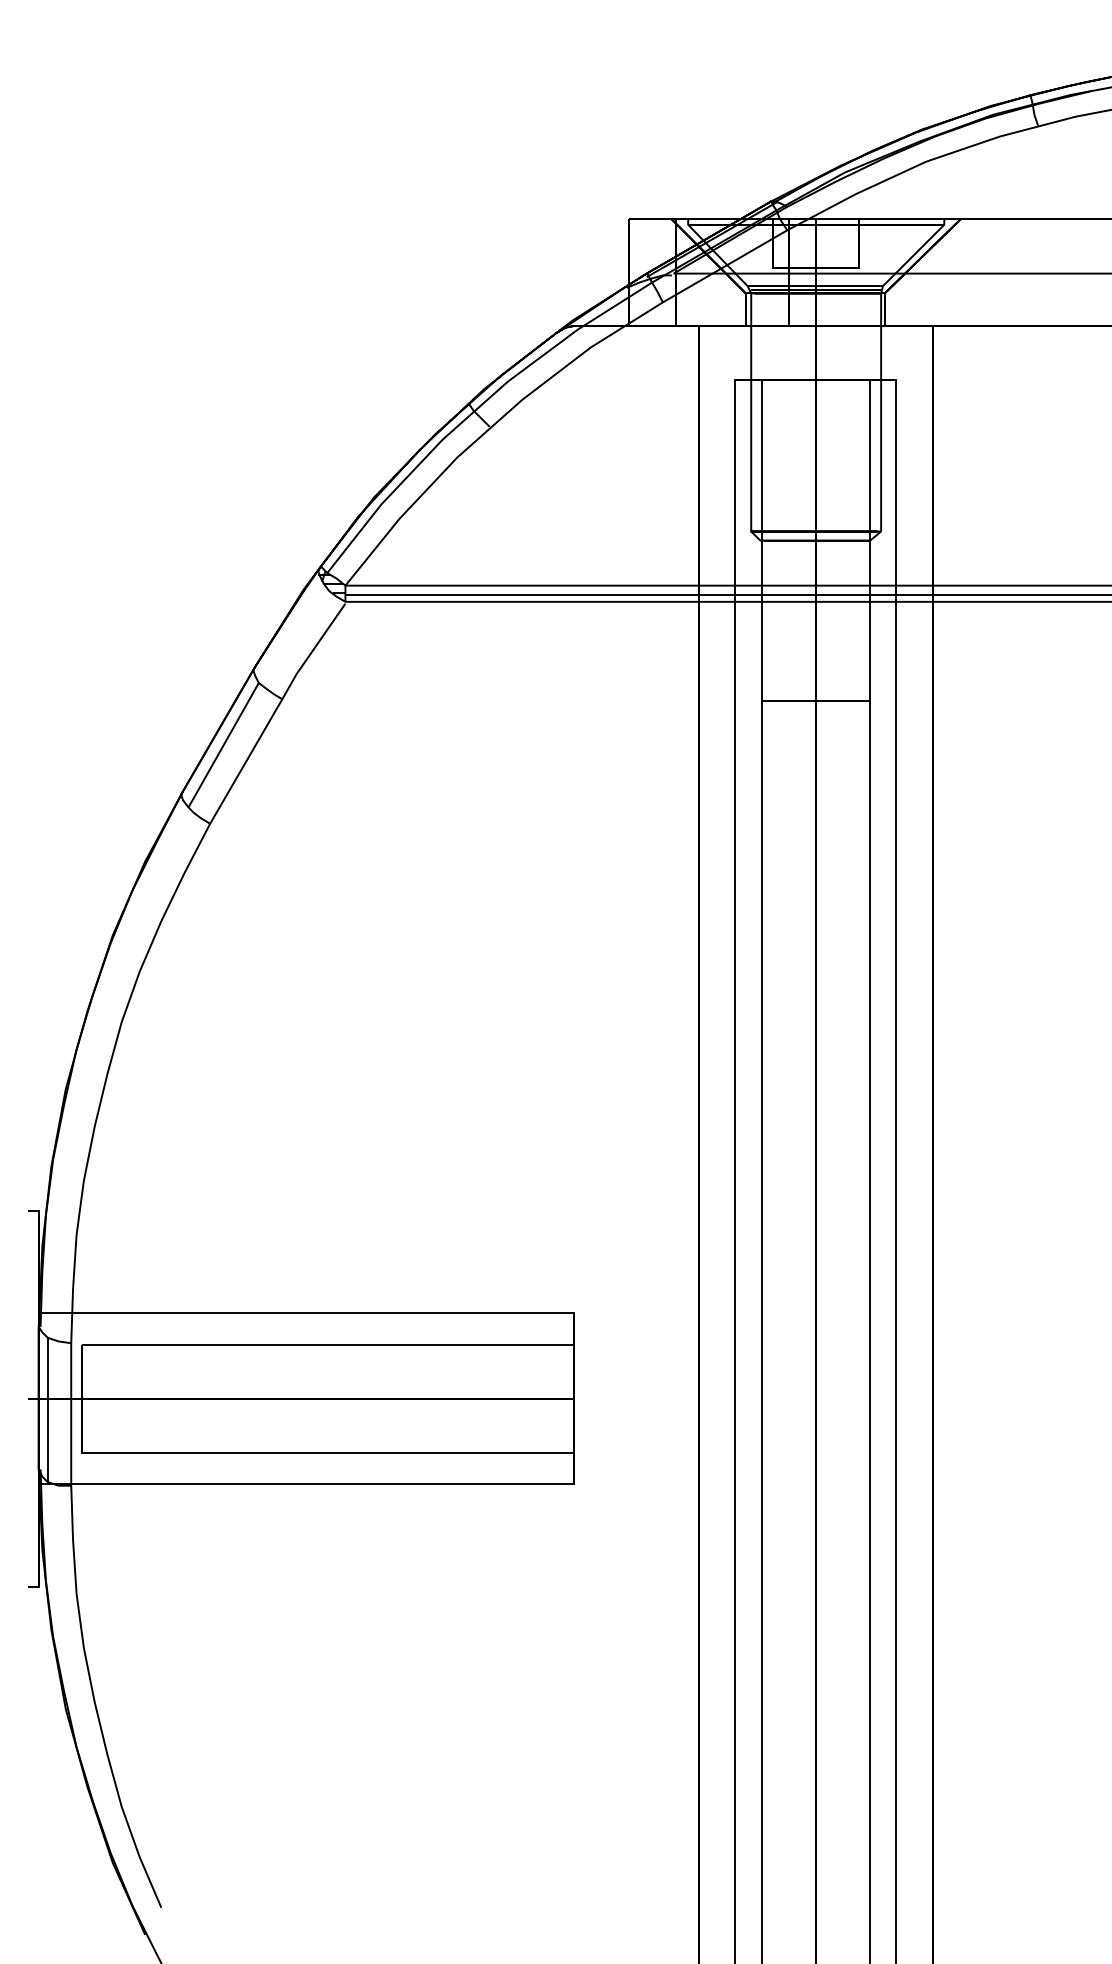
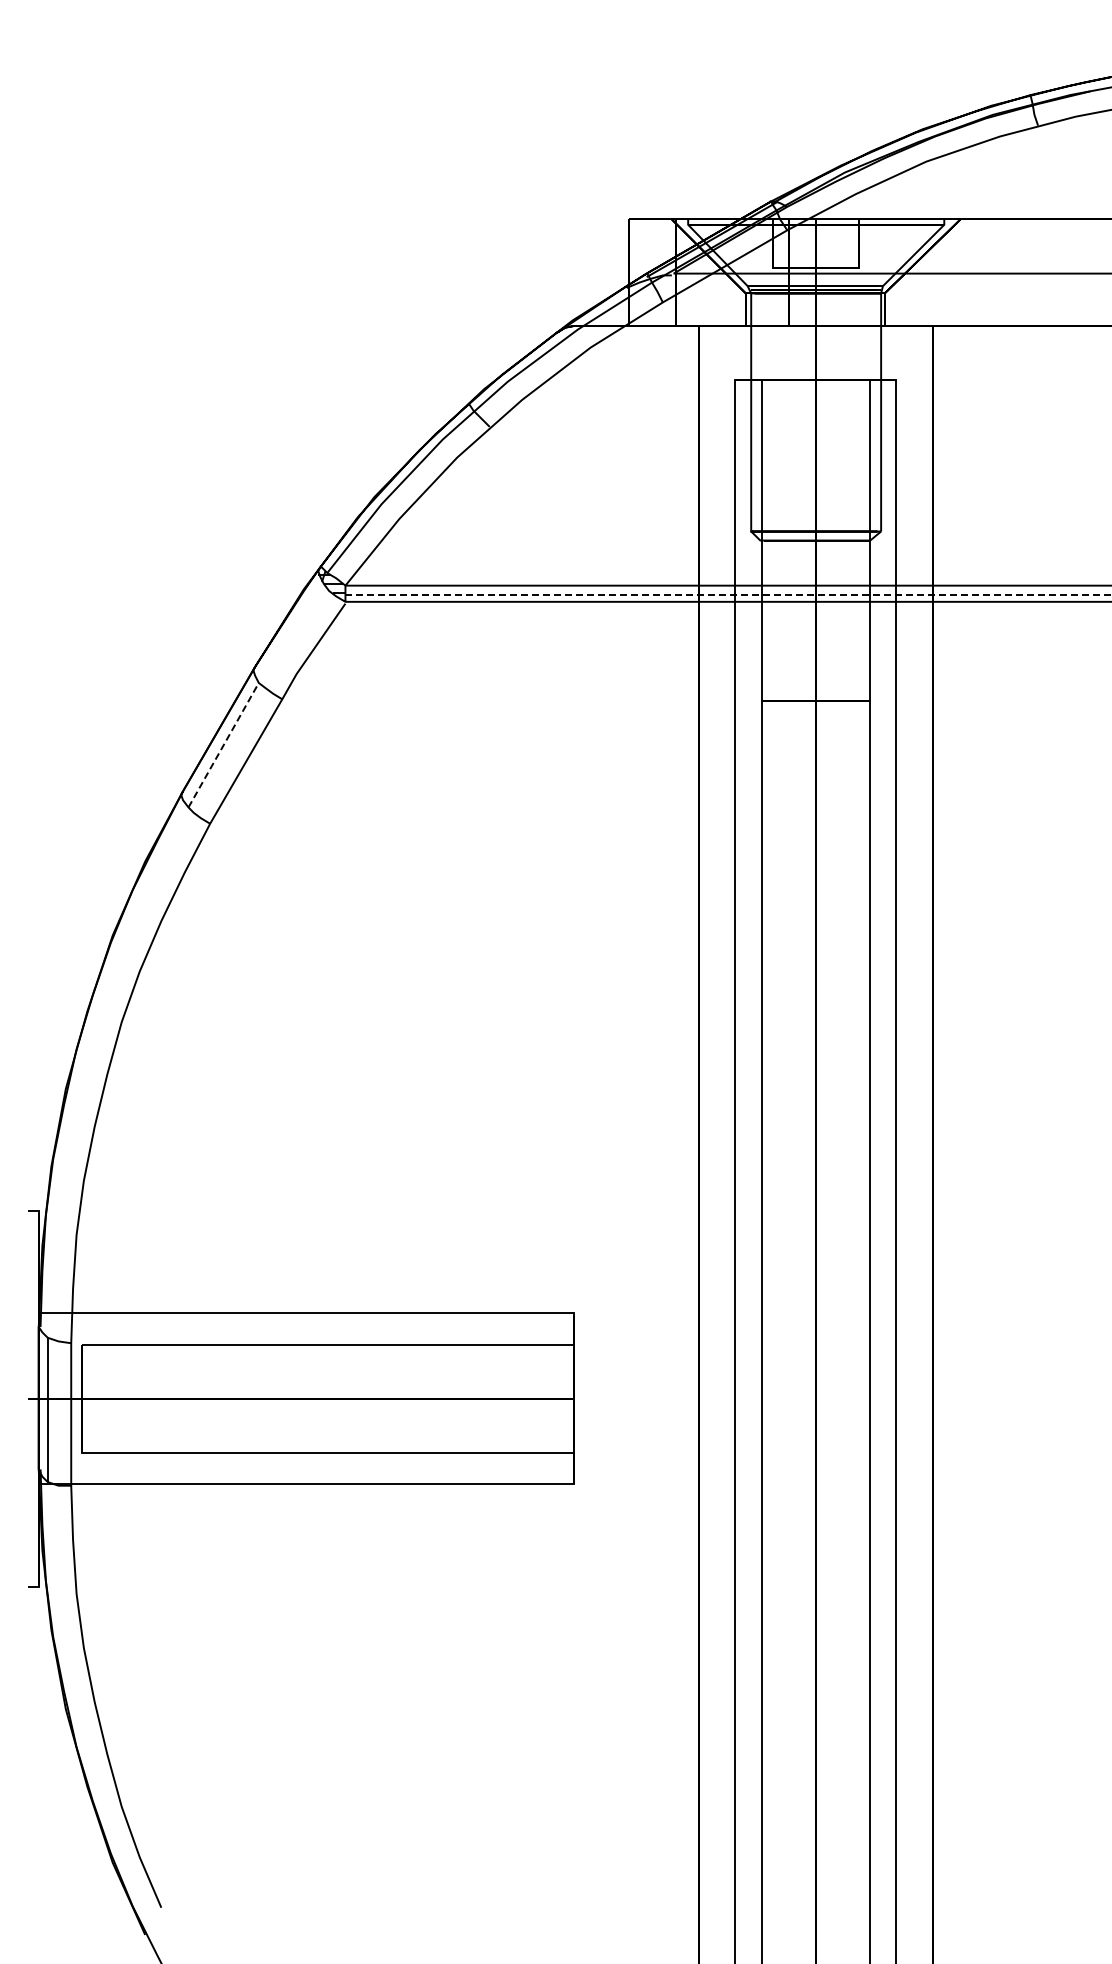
line: solid -> dashed (728, 594)
line: solid -> dashed (223, 744)
